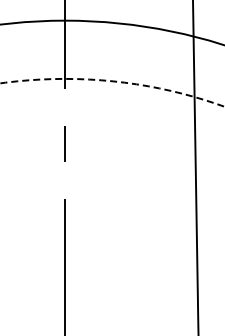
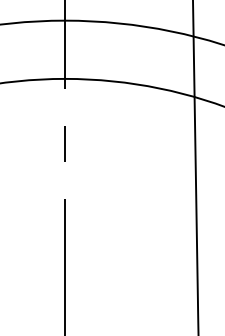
circle: dashed -> solid (112, 92)
